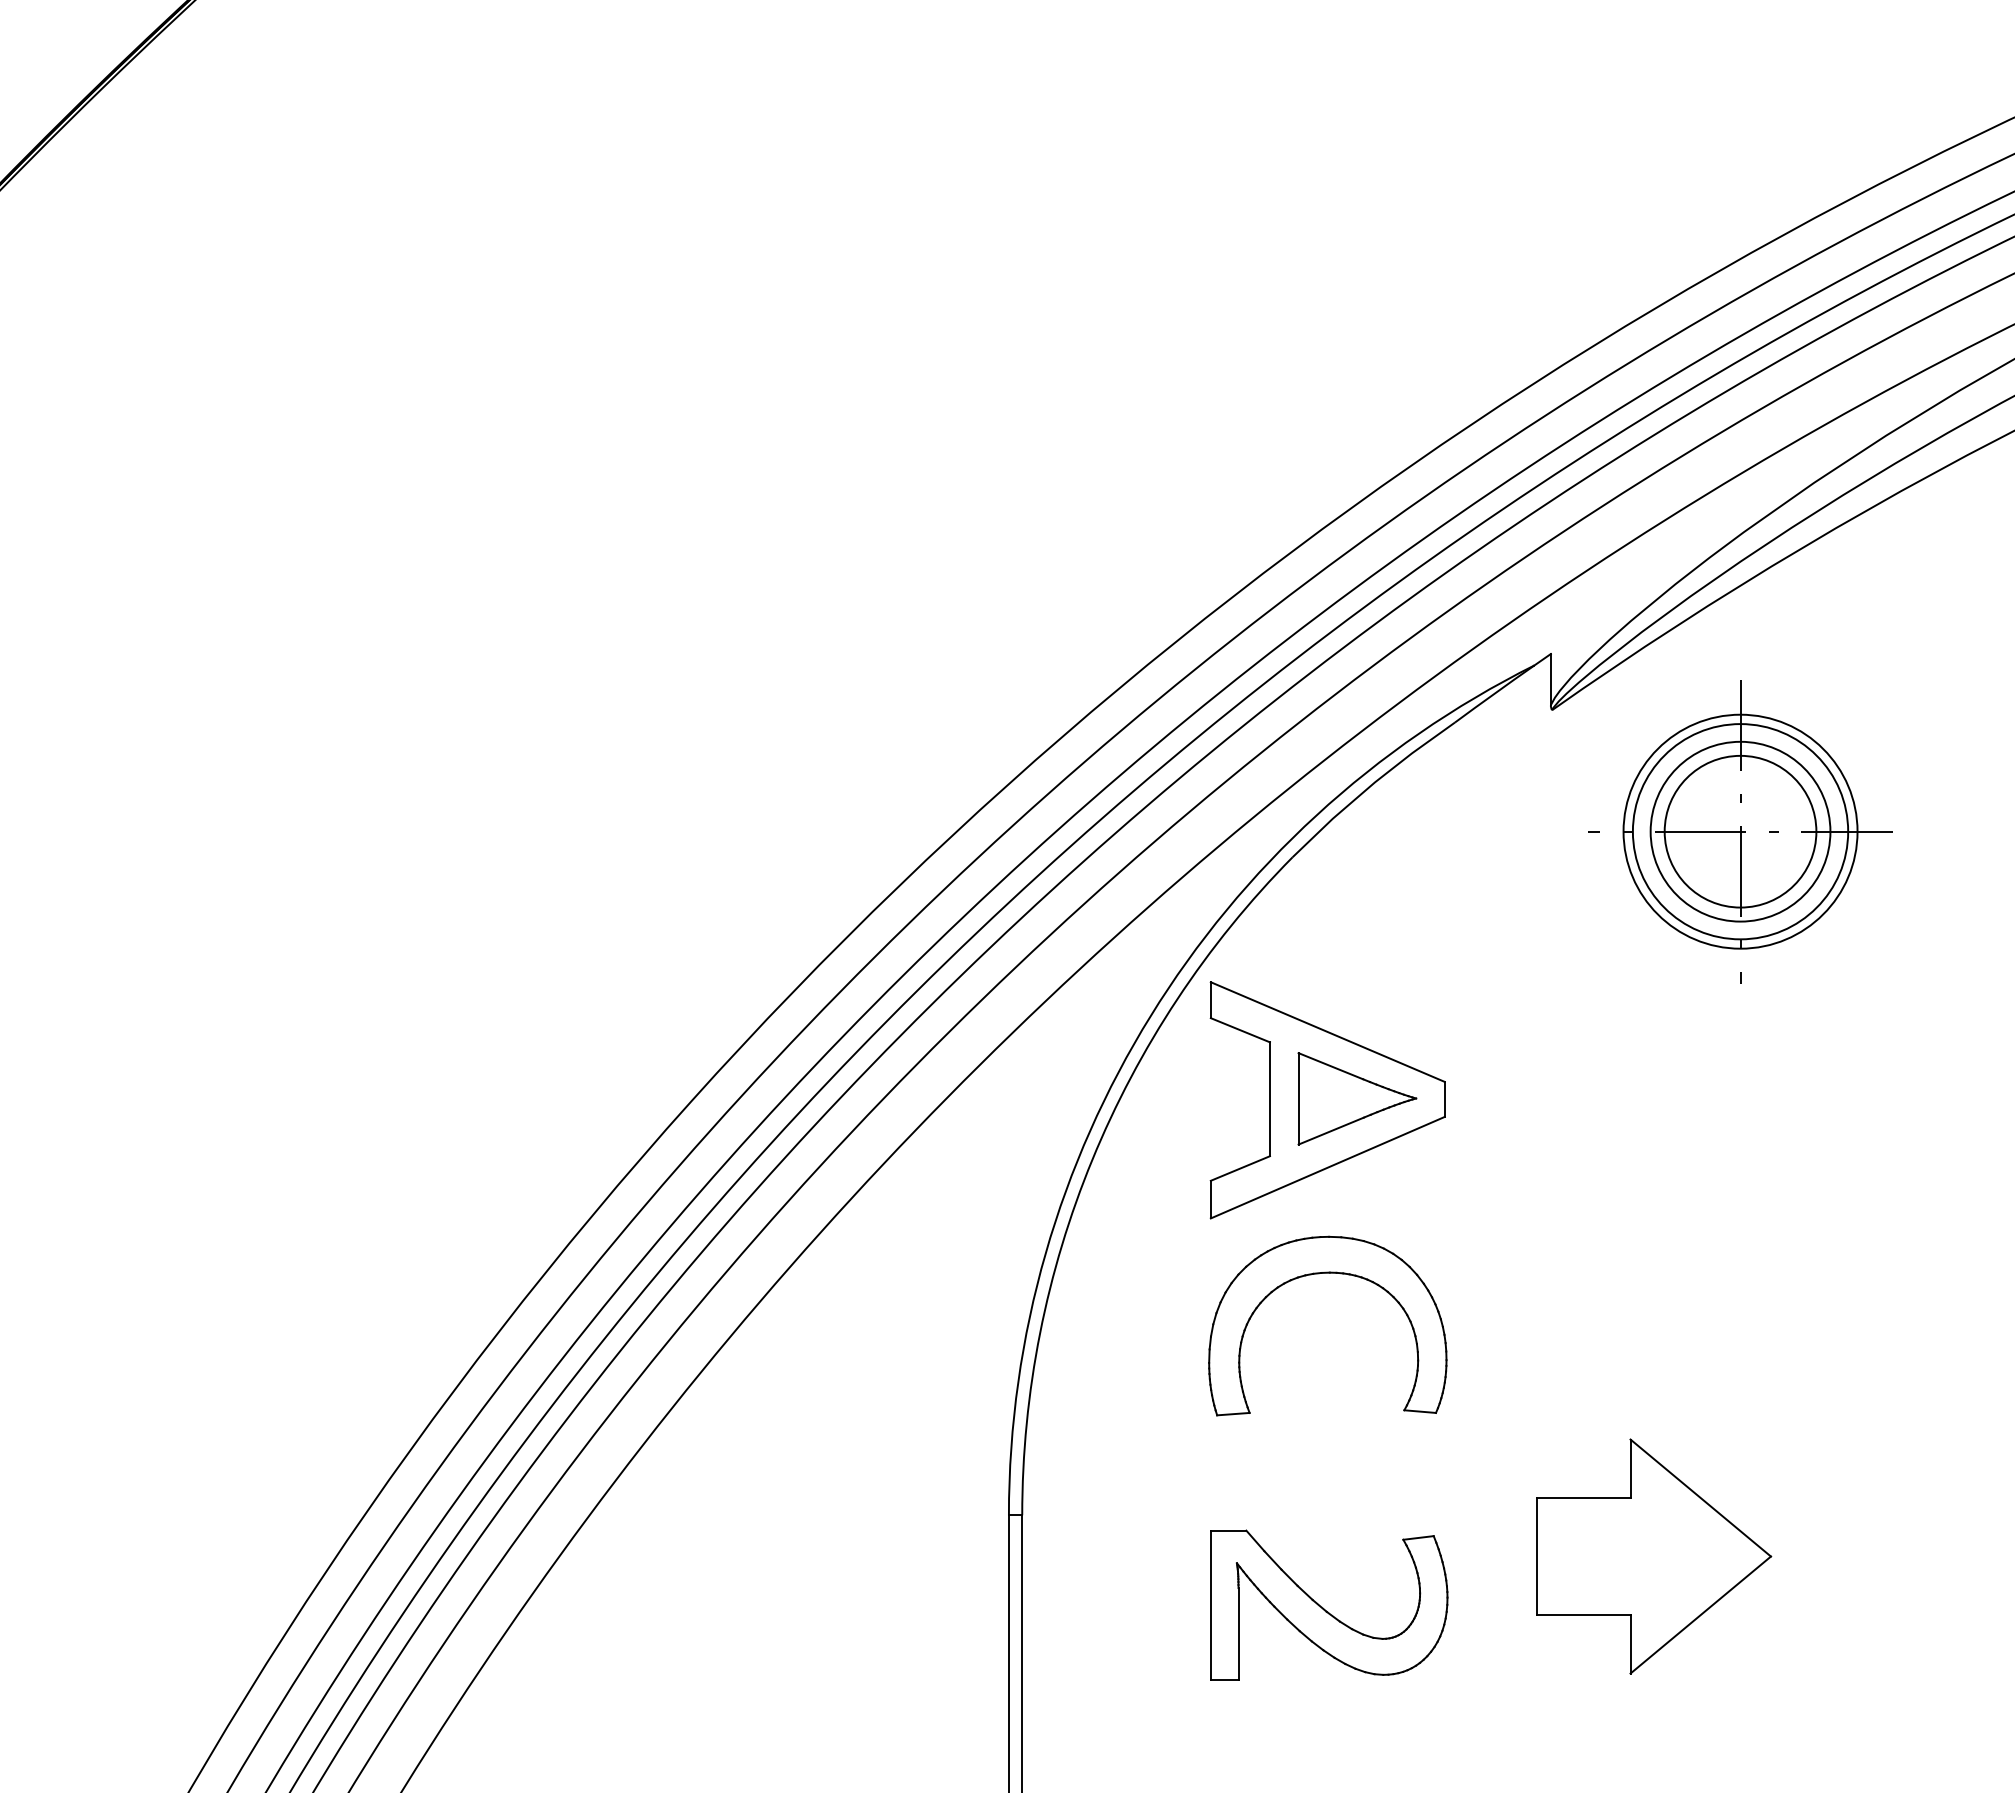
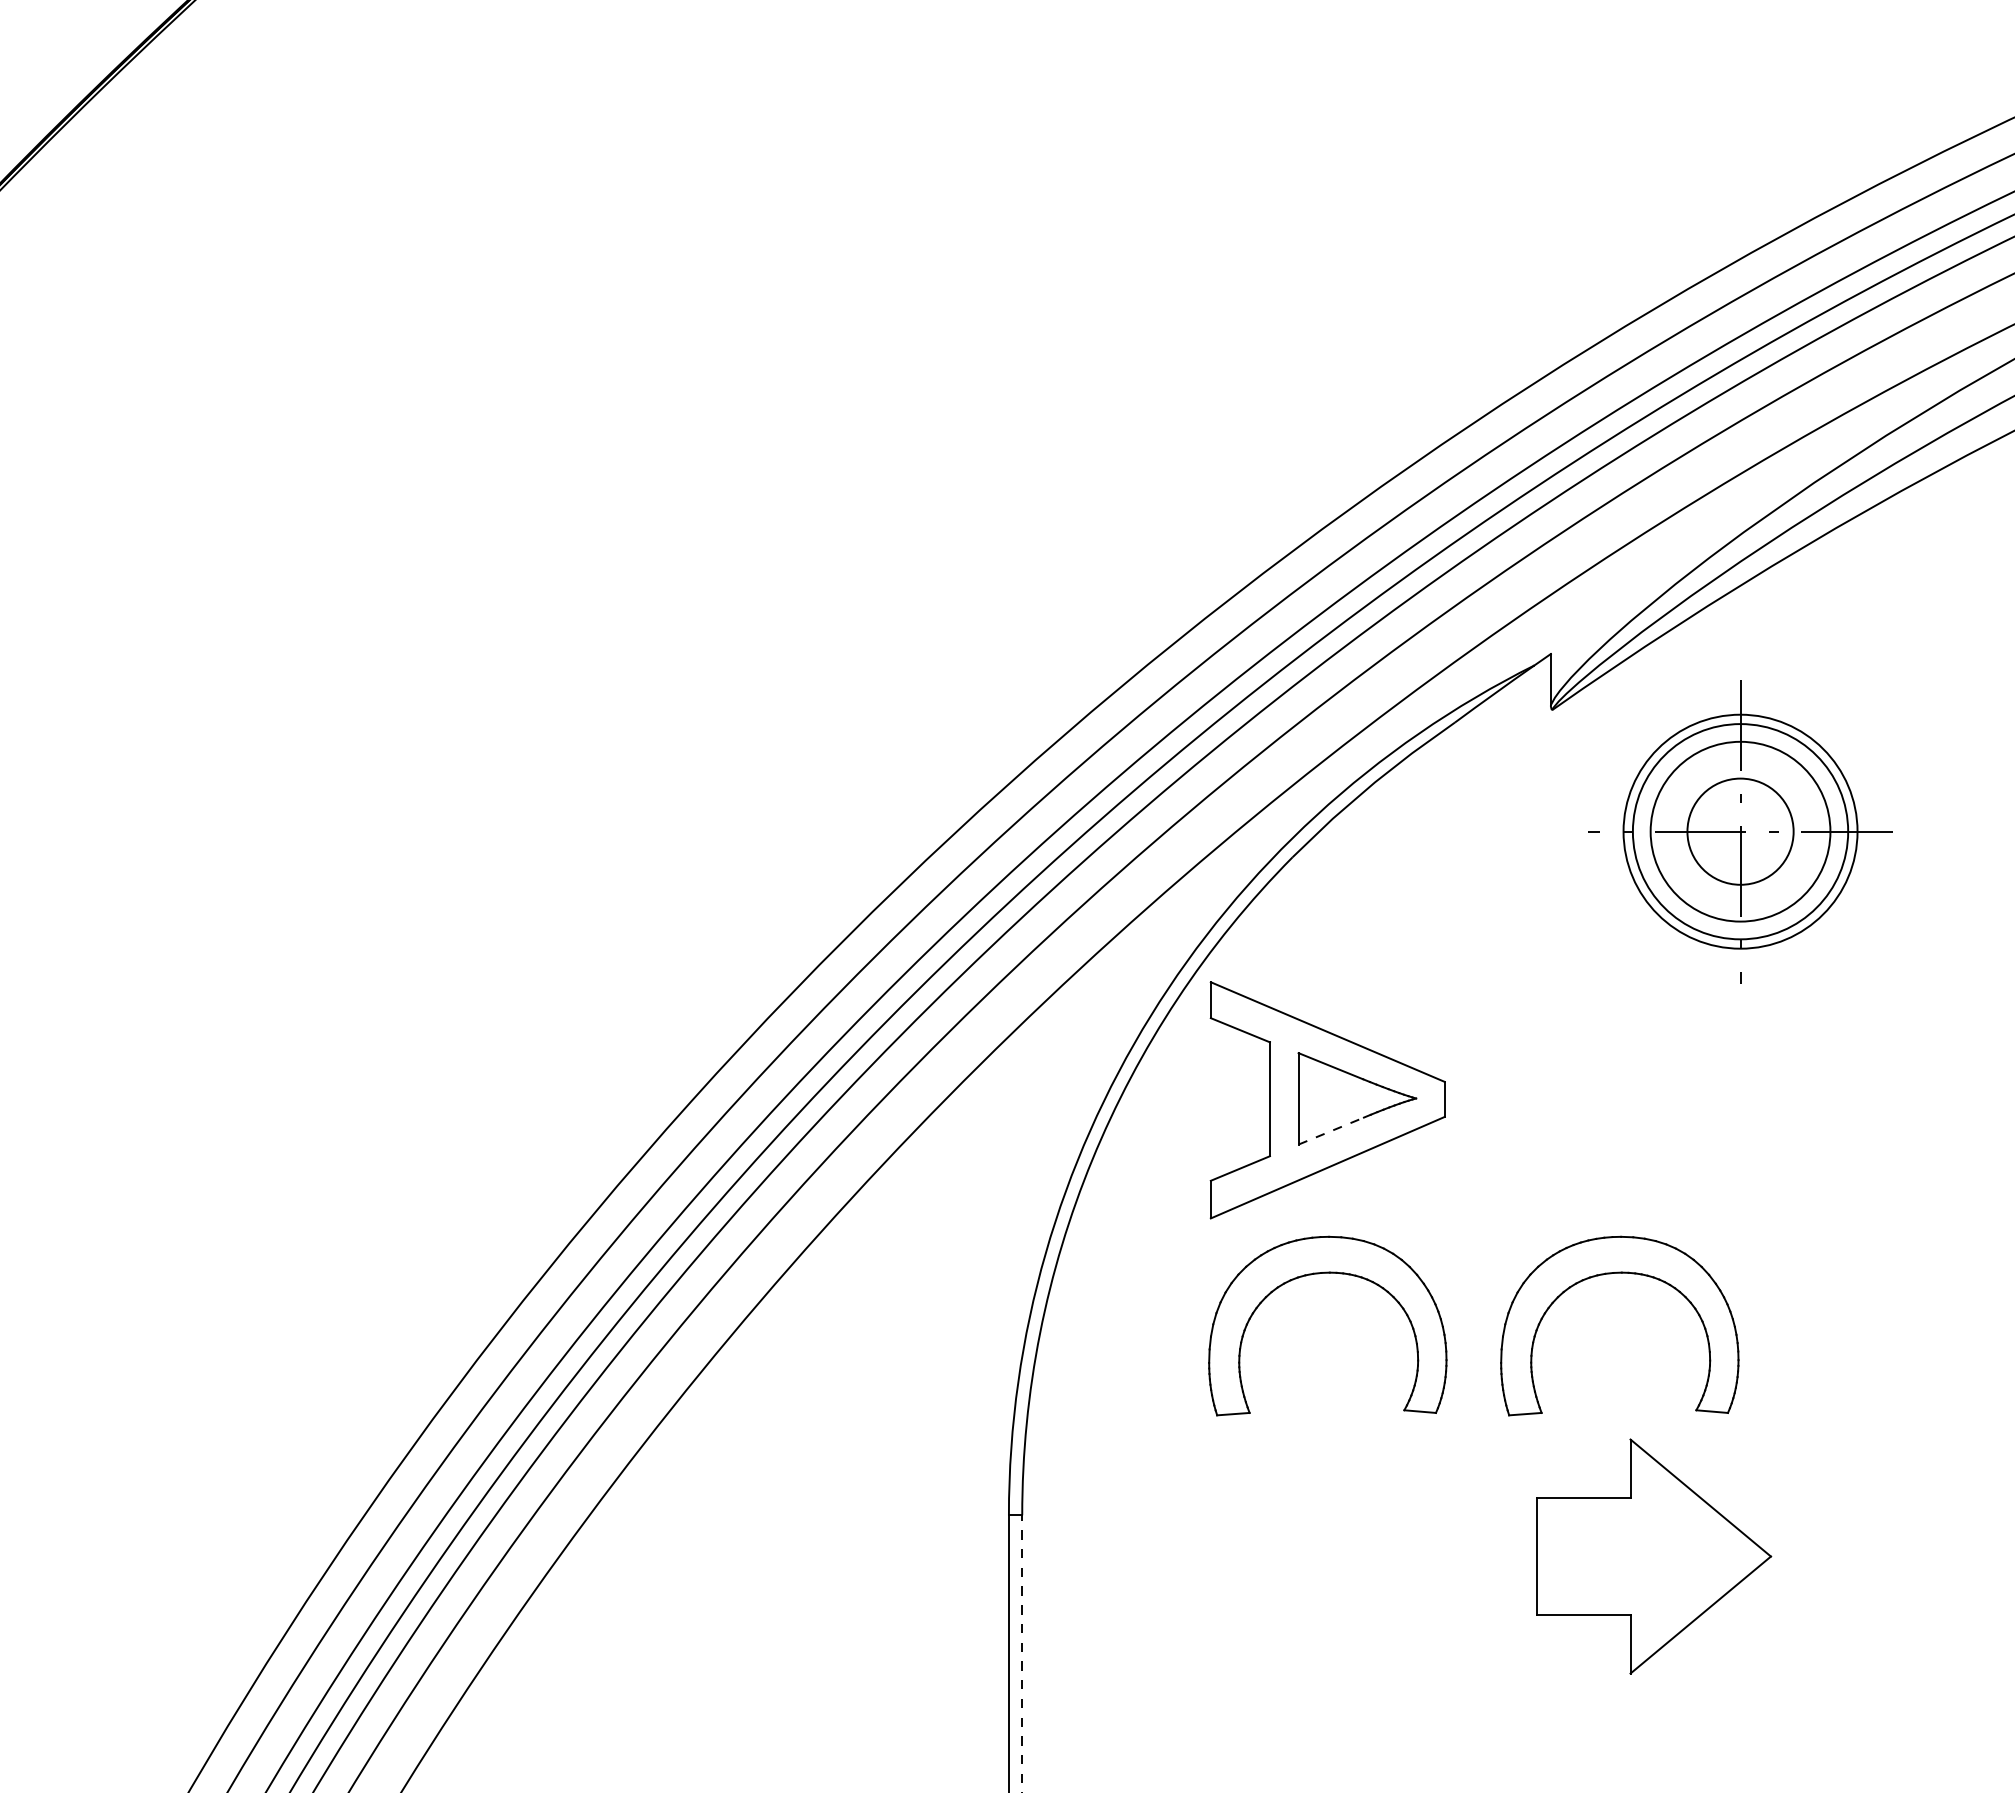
circle diameter: 152 px -> 106 px (1740, 831)
line: solid -> dashed (1331, 1130)
part: none -> present (1611, 1274)
part: present -> none (1324, 1608)
line: solid -> dashed (1022, 1653)
